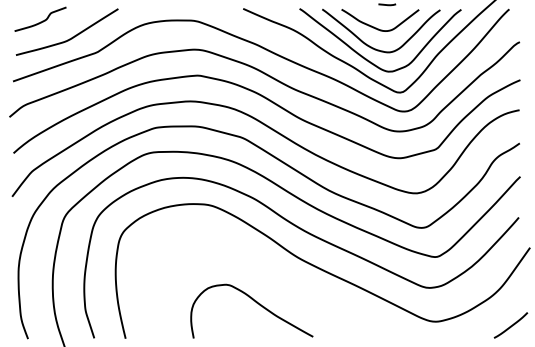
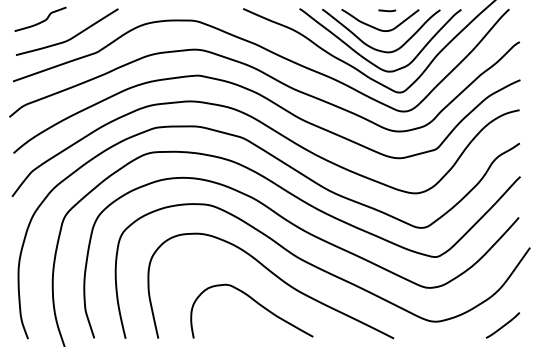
line position: (387, 4) -> (387, 10) (387, 10)
curve: none -> present (276, 277)
line position: (510, 325) -> (502, 325) (502, 325)
